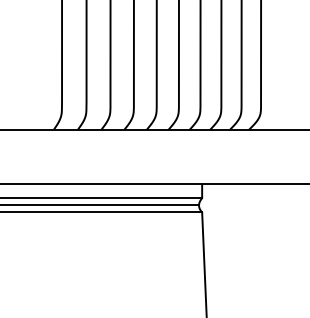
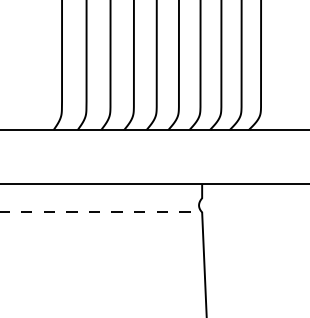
line: present -> none (102, 198)
line: present -> none (100, 205)
line: solid -> dashed (101, 212)
